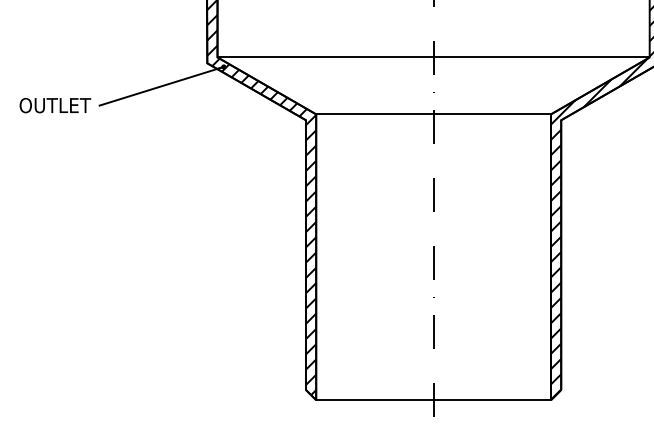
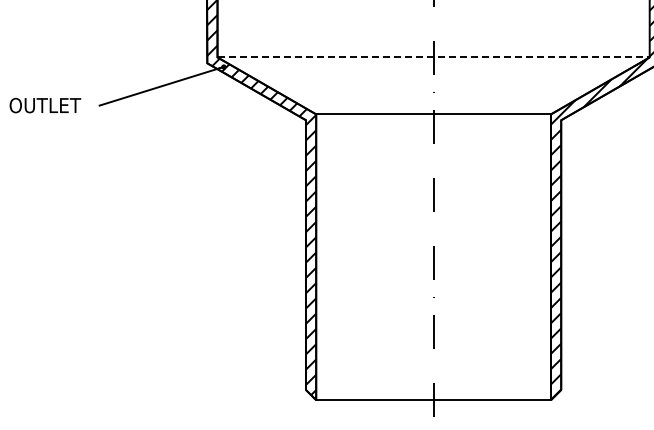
line: solid -> dashed (434, 57)
text position: (55, 105) -> (45, 105) (45, 105)
